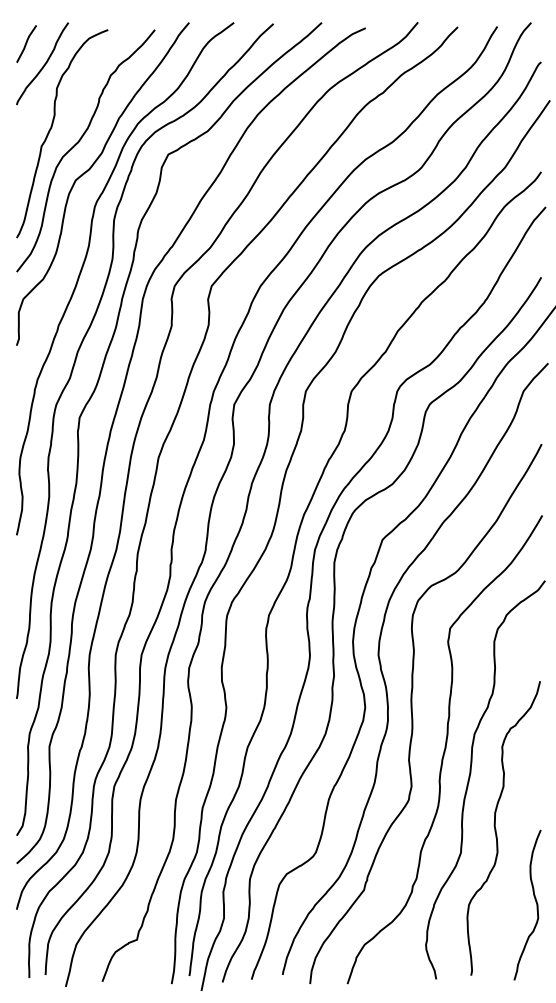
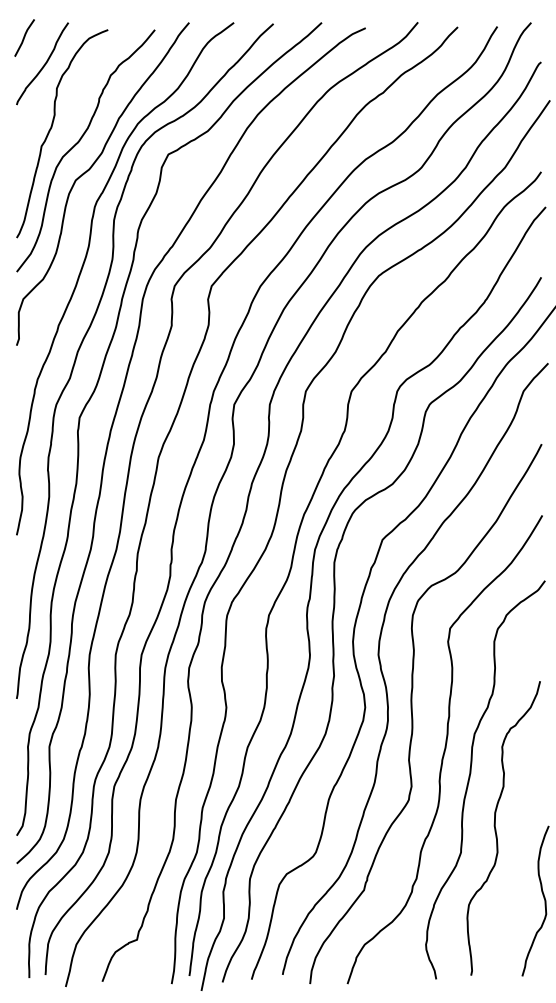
curve position: (26, 43) -> (24, 37) (24, 37)
curve position: (535, 902) -> (543, 898) (543, 898)
